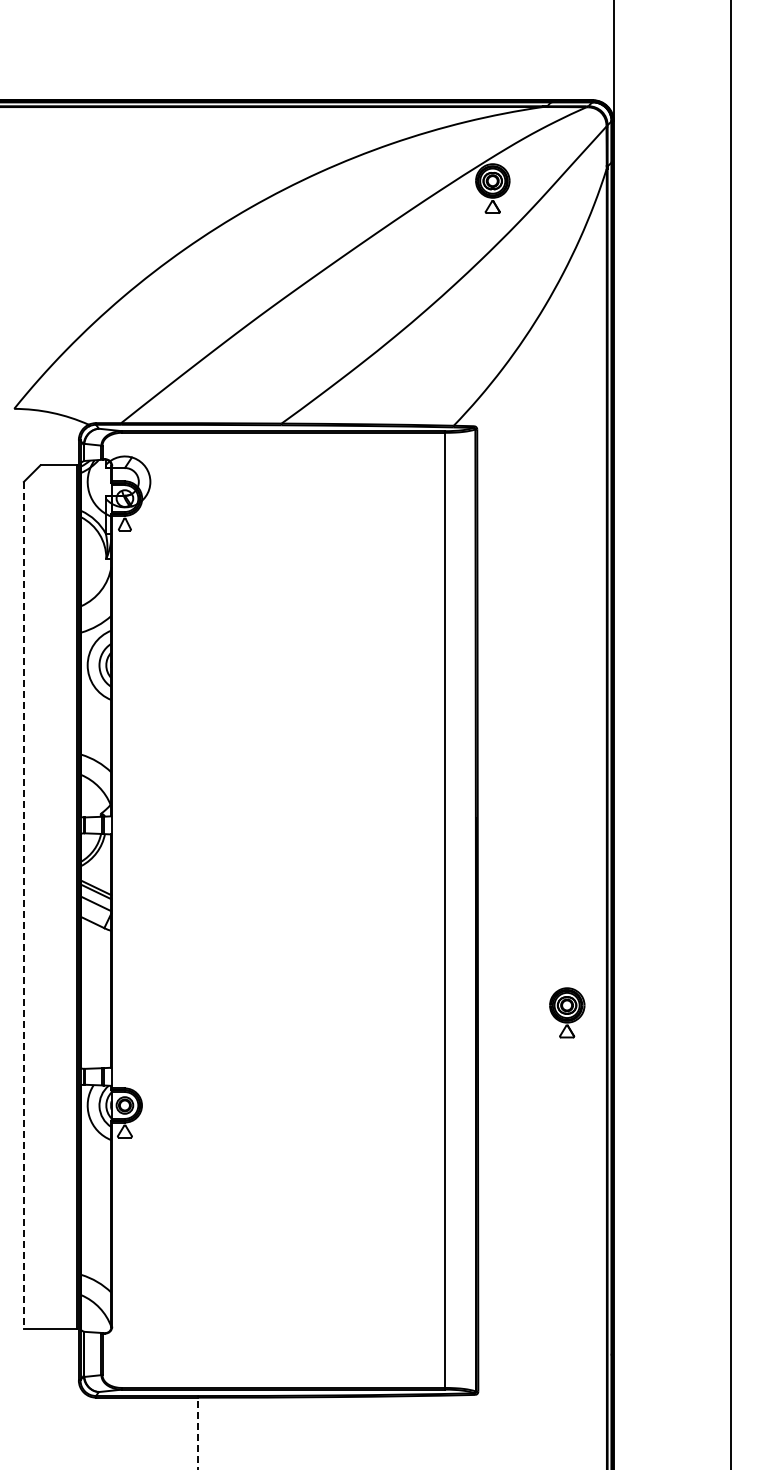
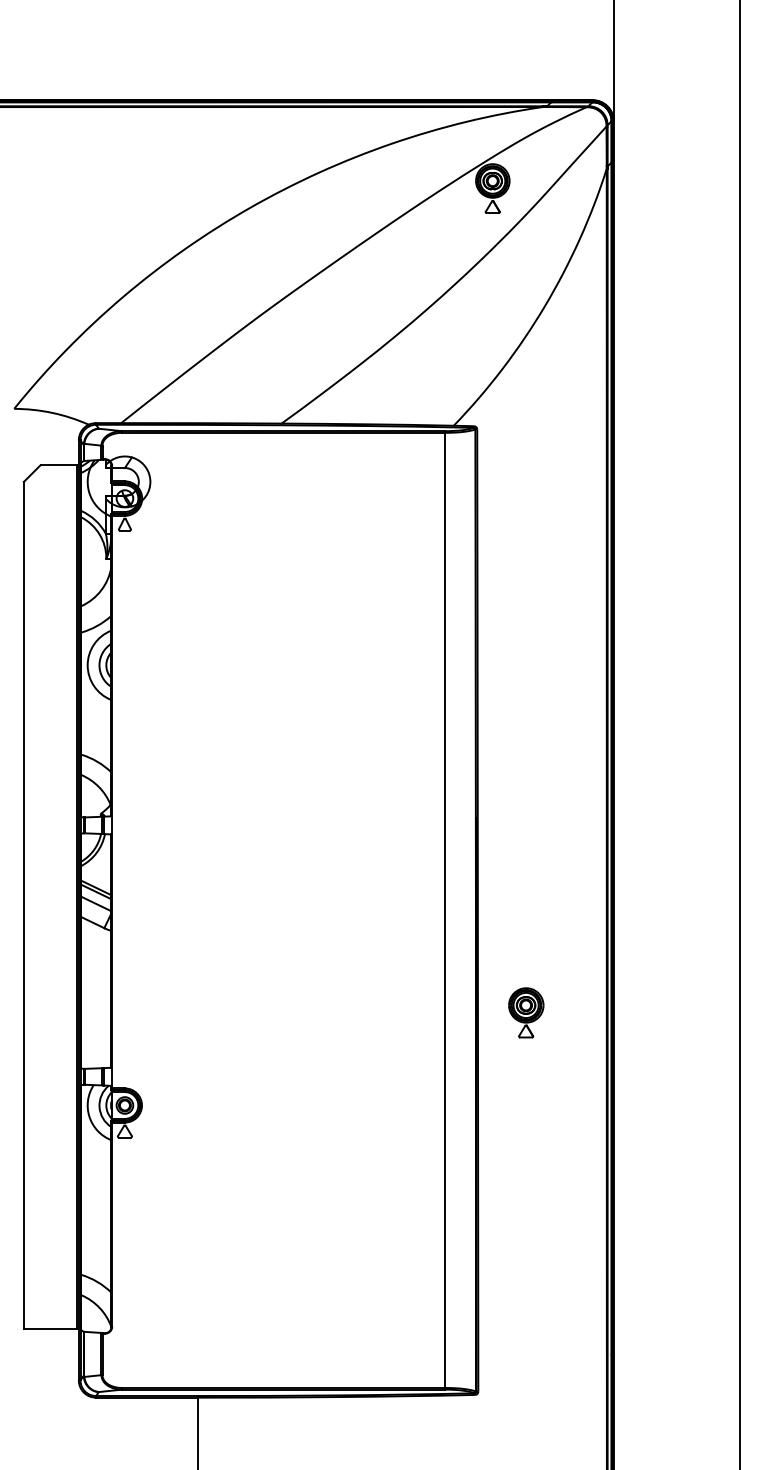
line position: (731, 734) -> (740, 734) (740, 734)
line: dashed -> solid (23, 905)
part position: (567, 1012) -> (526, 1012) (526, 1012)
line: dashed -> solid (197, 1432)
